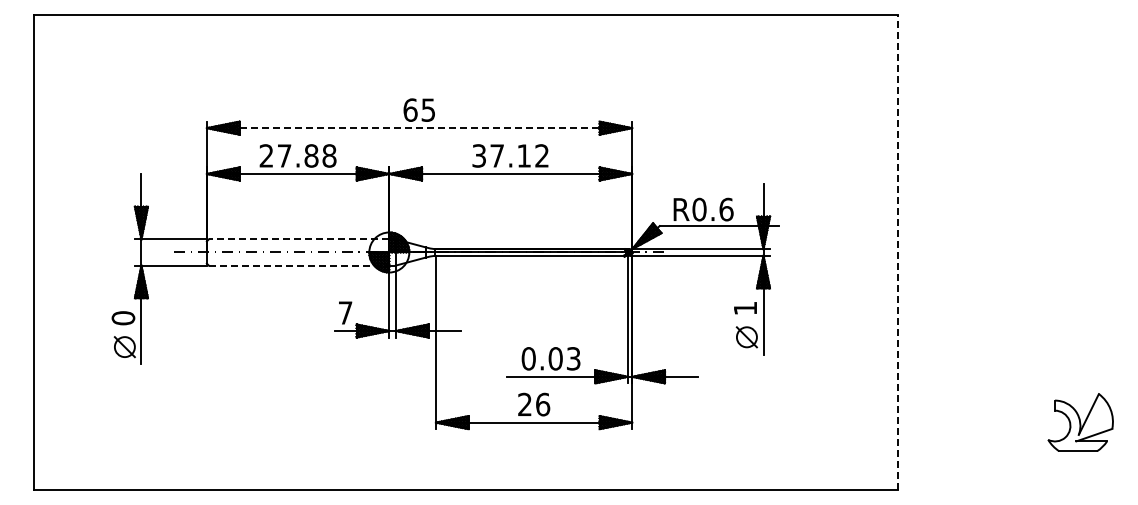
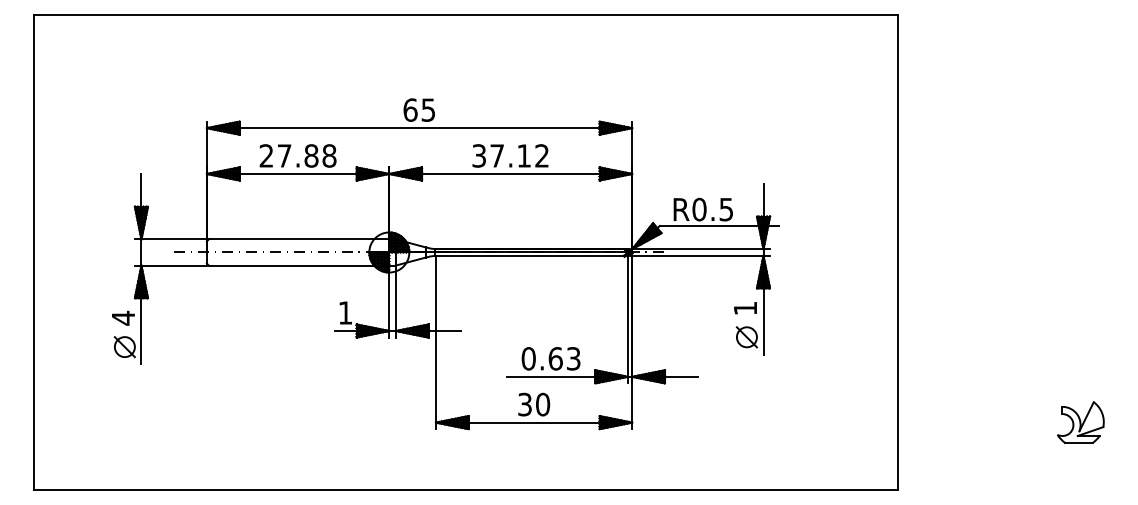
line: dashed -> solid (419, 128)
text: R0.6 -> R0.5 (726, 209)
line: dashed -> solid (298, 239)
line: dashed -> solid (897, 252)
line: dashed -> solid (299, 265)
text: 7 -> 1 (345, 312)
text: 0 -> 4 (123, 317)
text: 0.03 -> 0.63 (555, 358)
text: 26 -> 30 (534, 404)
part size: 67x59 px -> 48x43 px (1080, 422)
